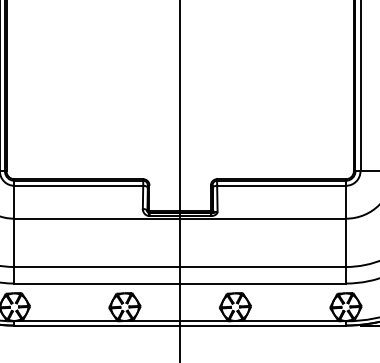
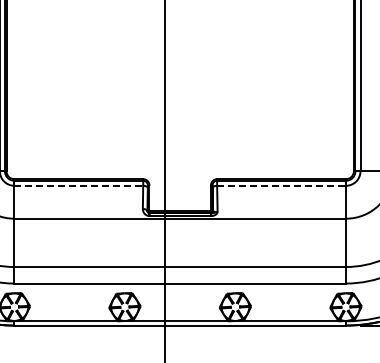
line position: (180, 180) -> (165, 180) (165, 180)
line: solid -> dashed (79, 185)
line: solid -> dashed (282, 185)
